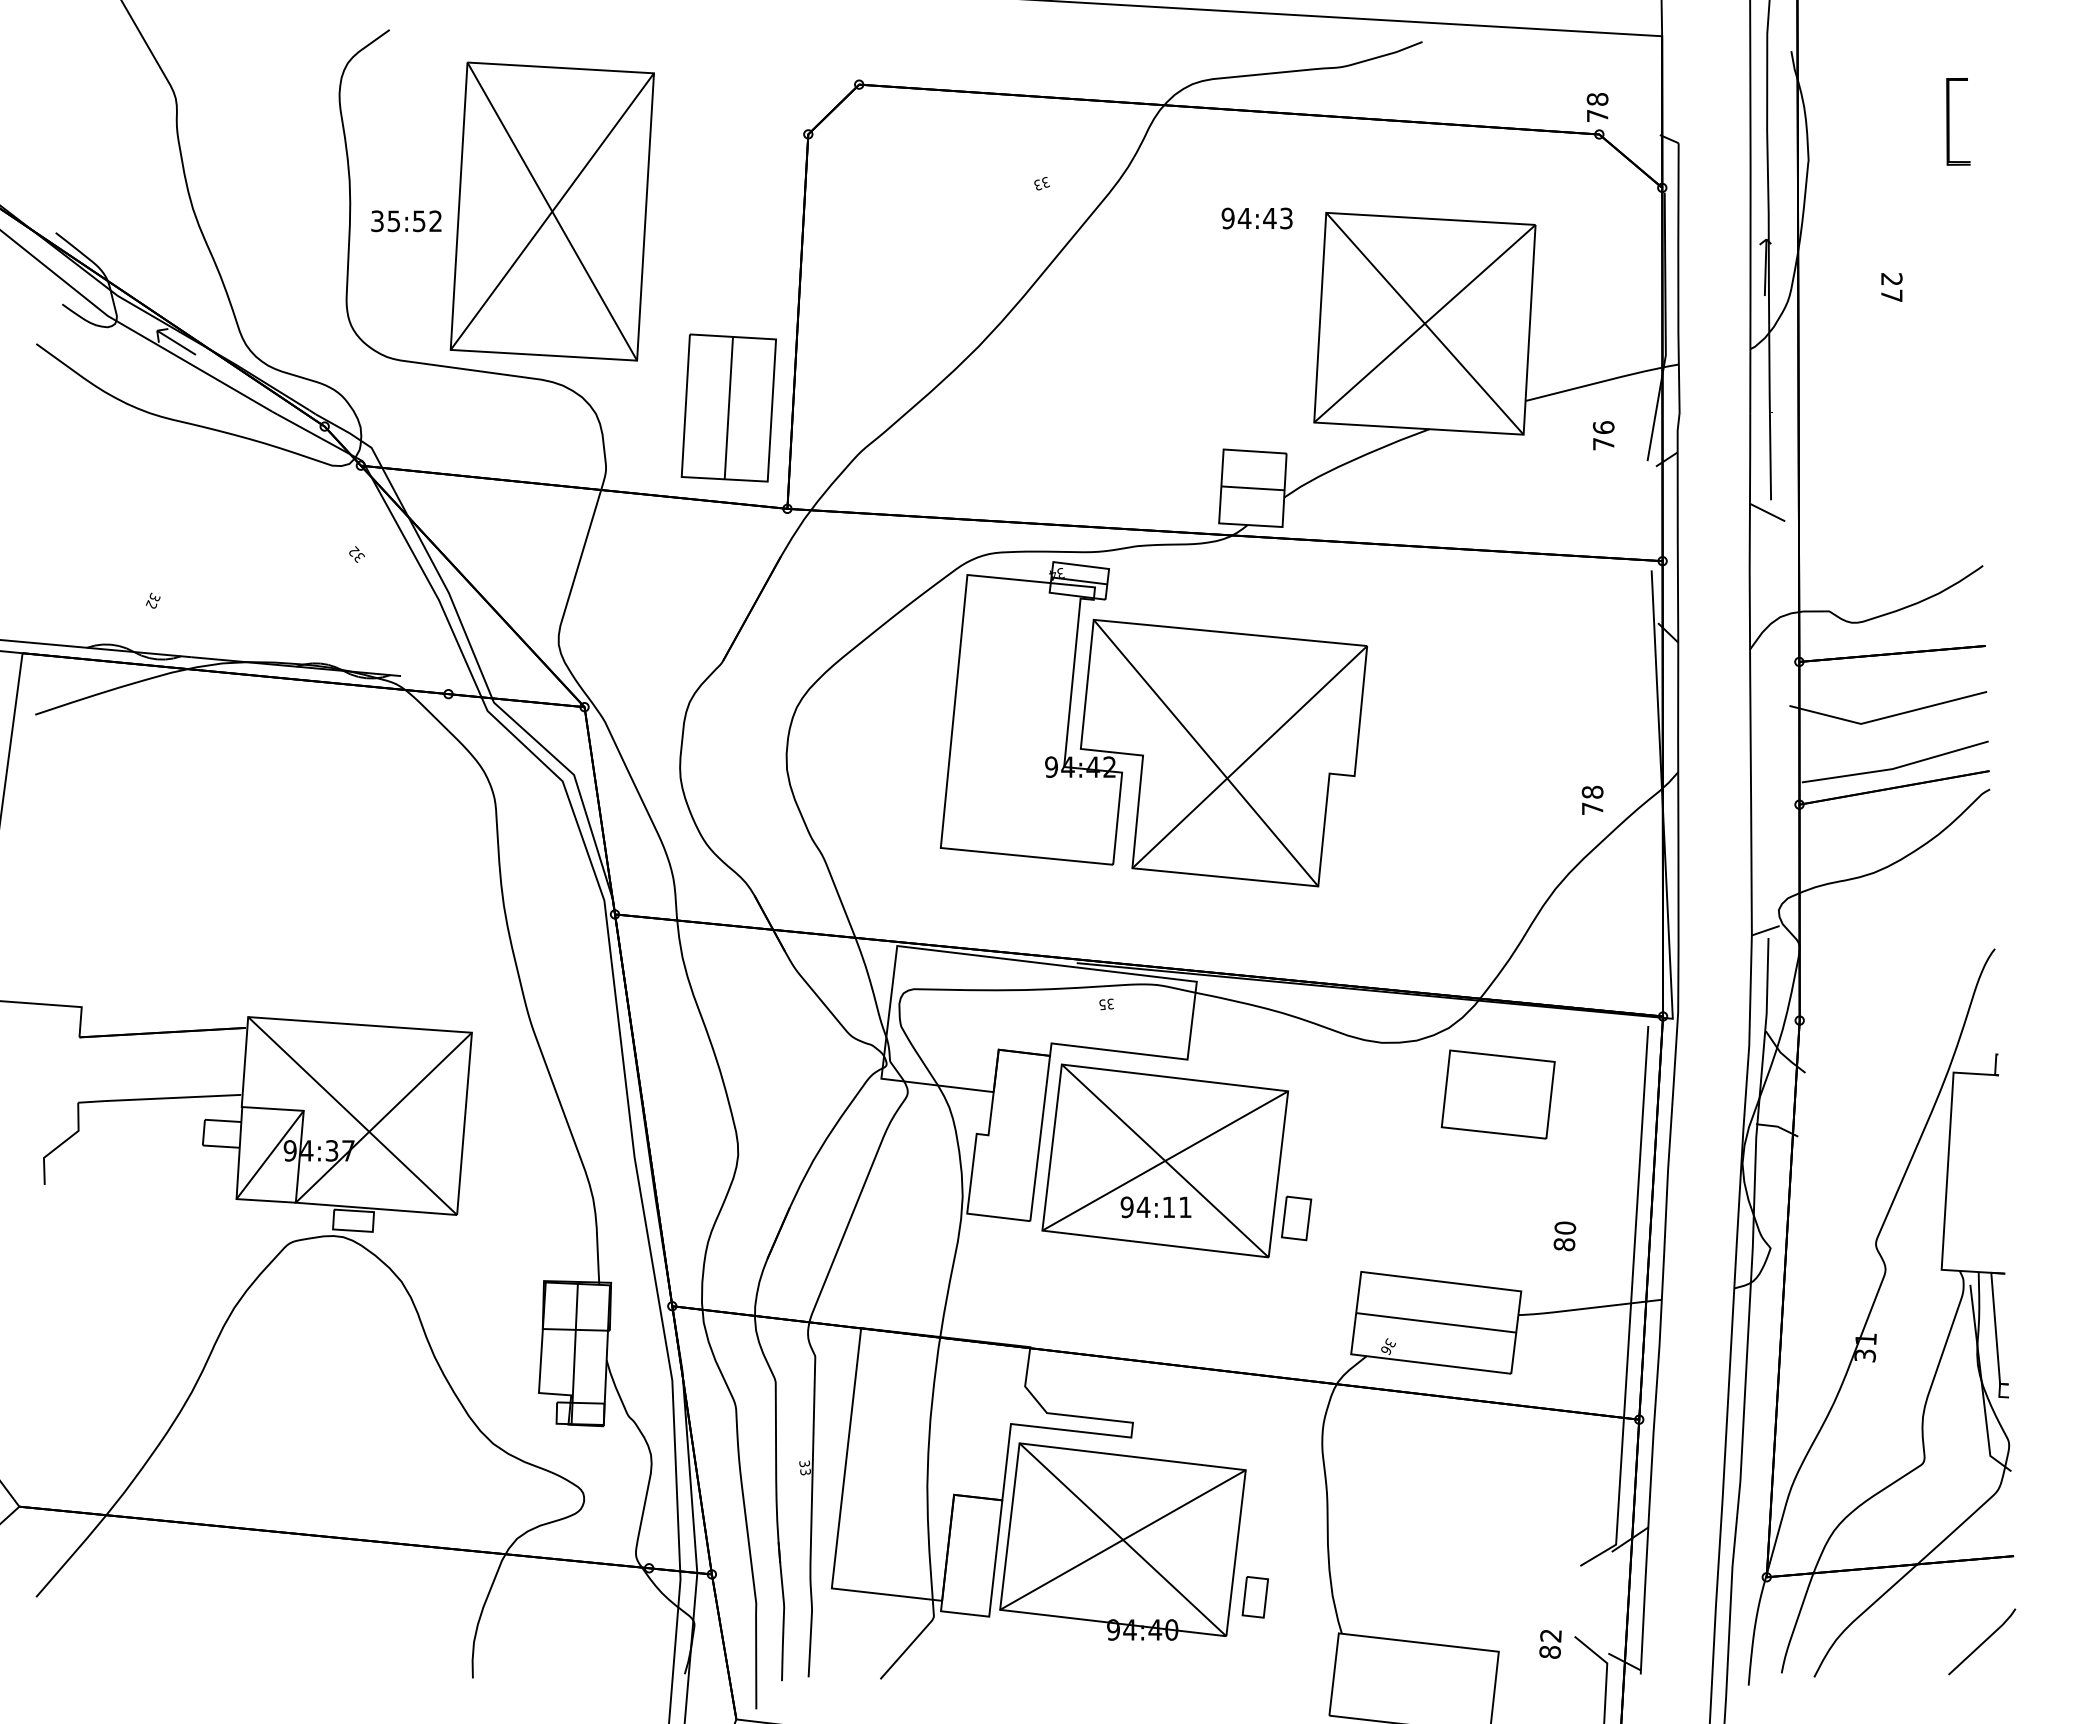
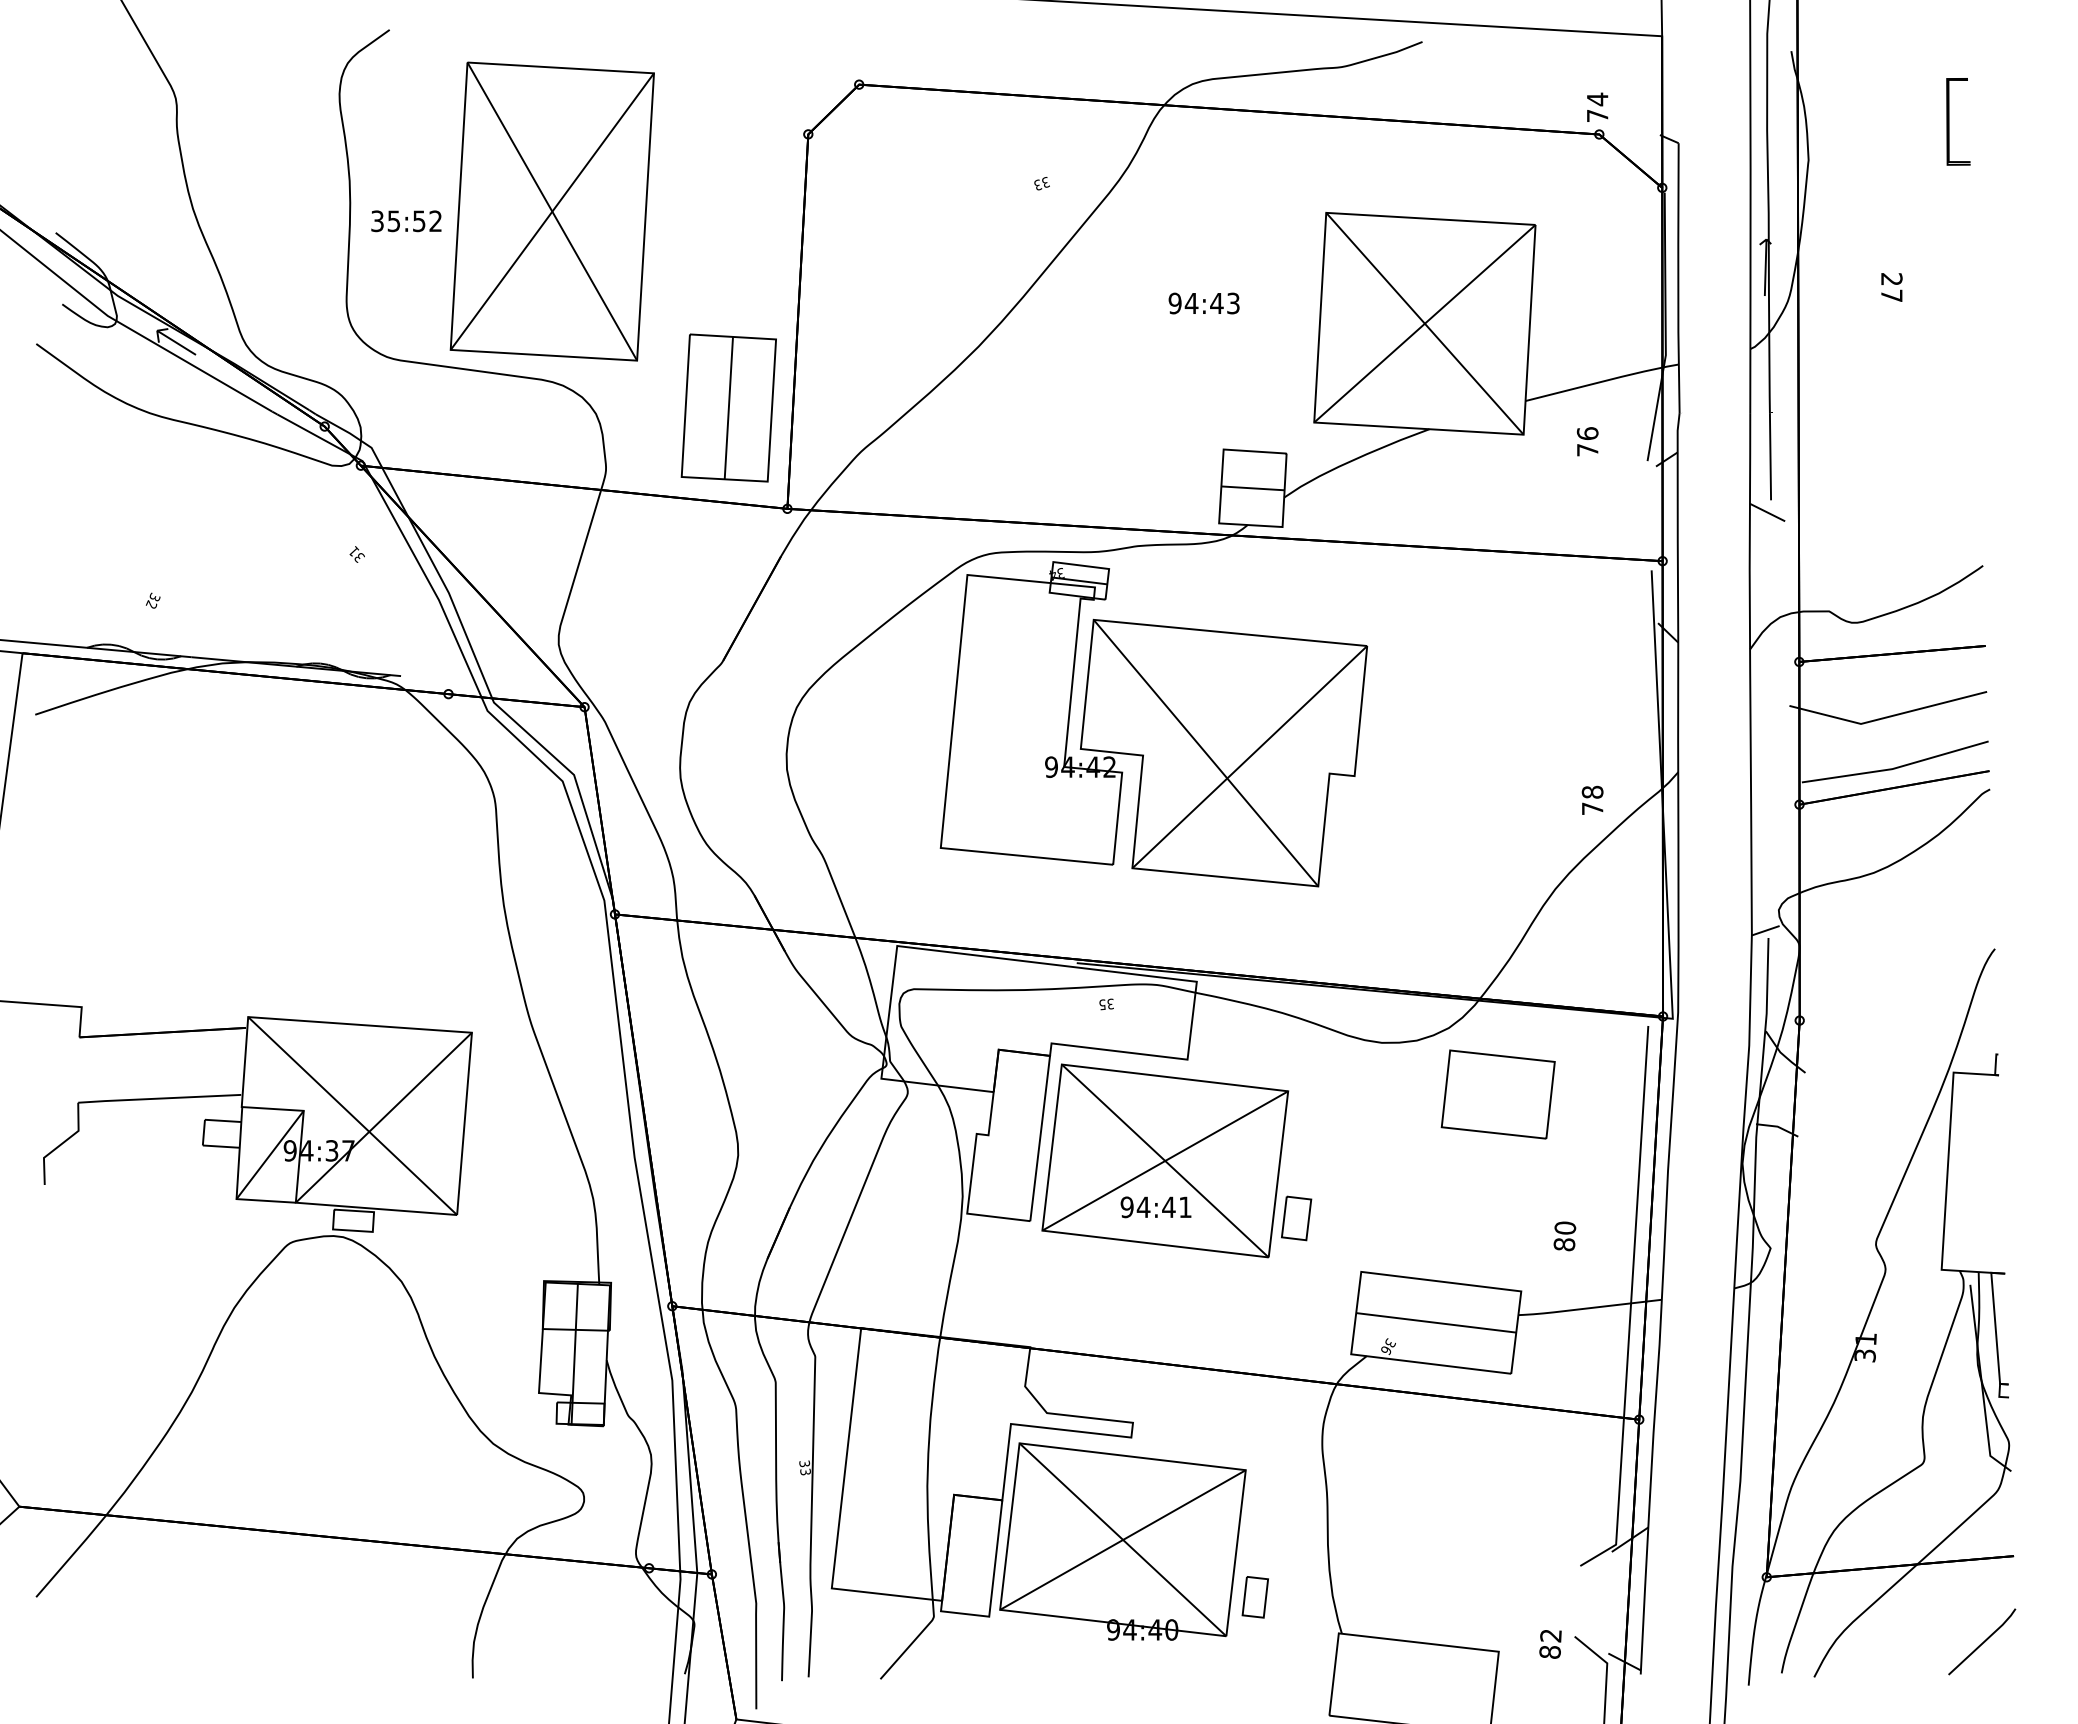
text: 78 -> 74 (1597, 99)
text position: (1256, 218) -> (1203, 303) (1203, 303)
text position: (1603, 435) -> (1587, 441) (1587, 441)
text: 32 -> 31 (354, 552)
text: 94:11 -> 94:41 (1168, 1206)
